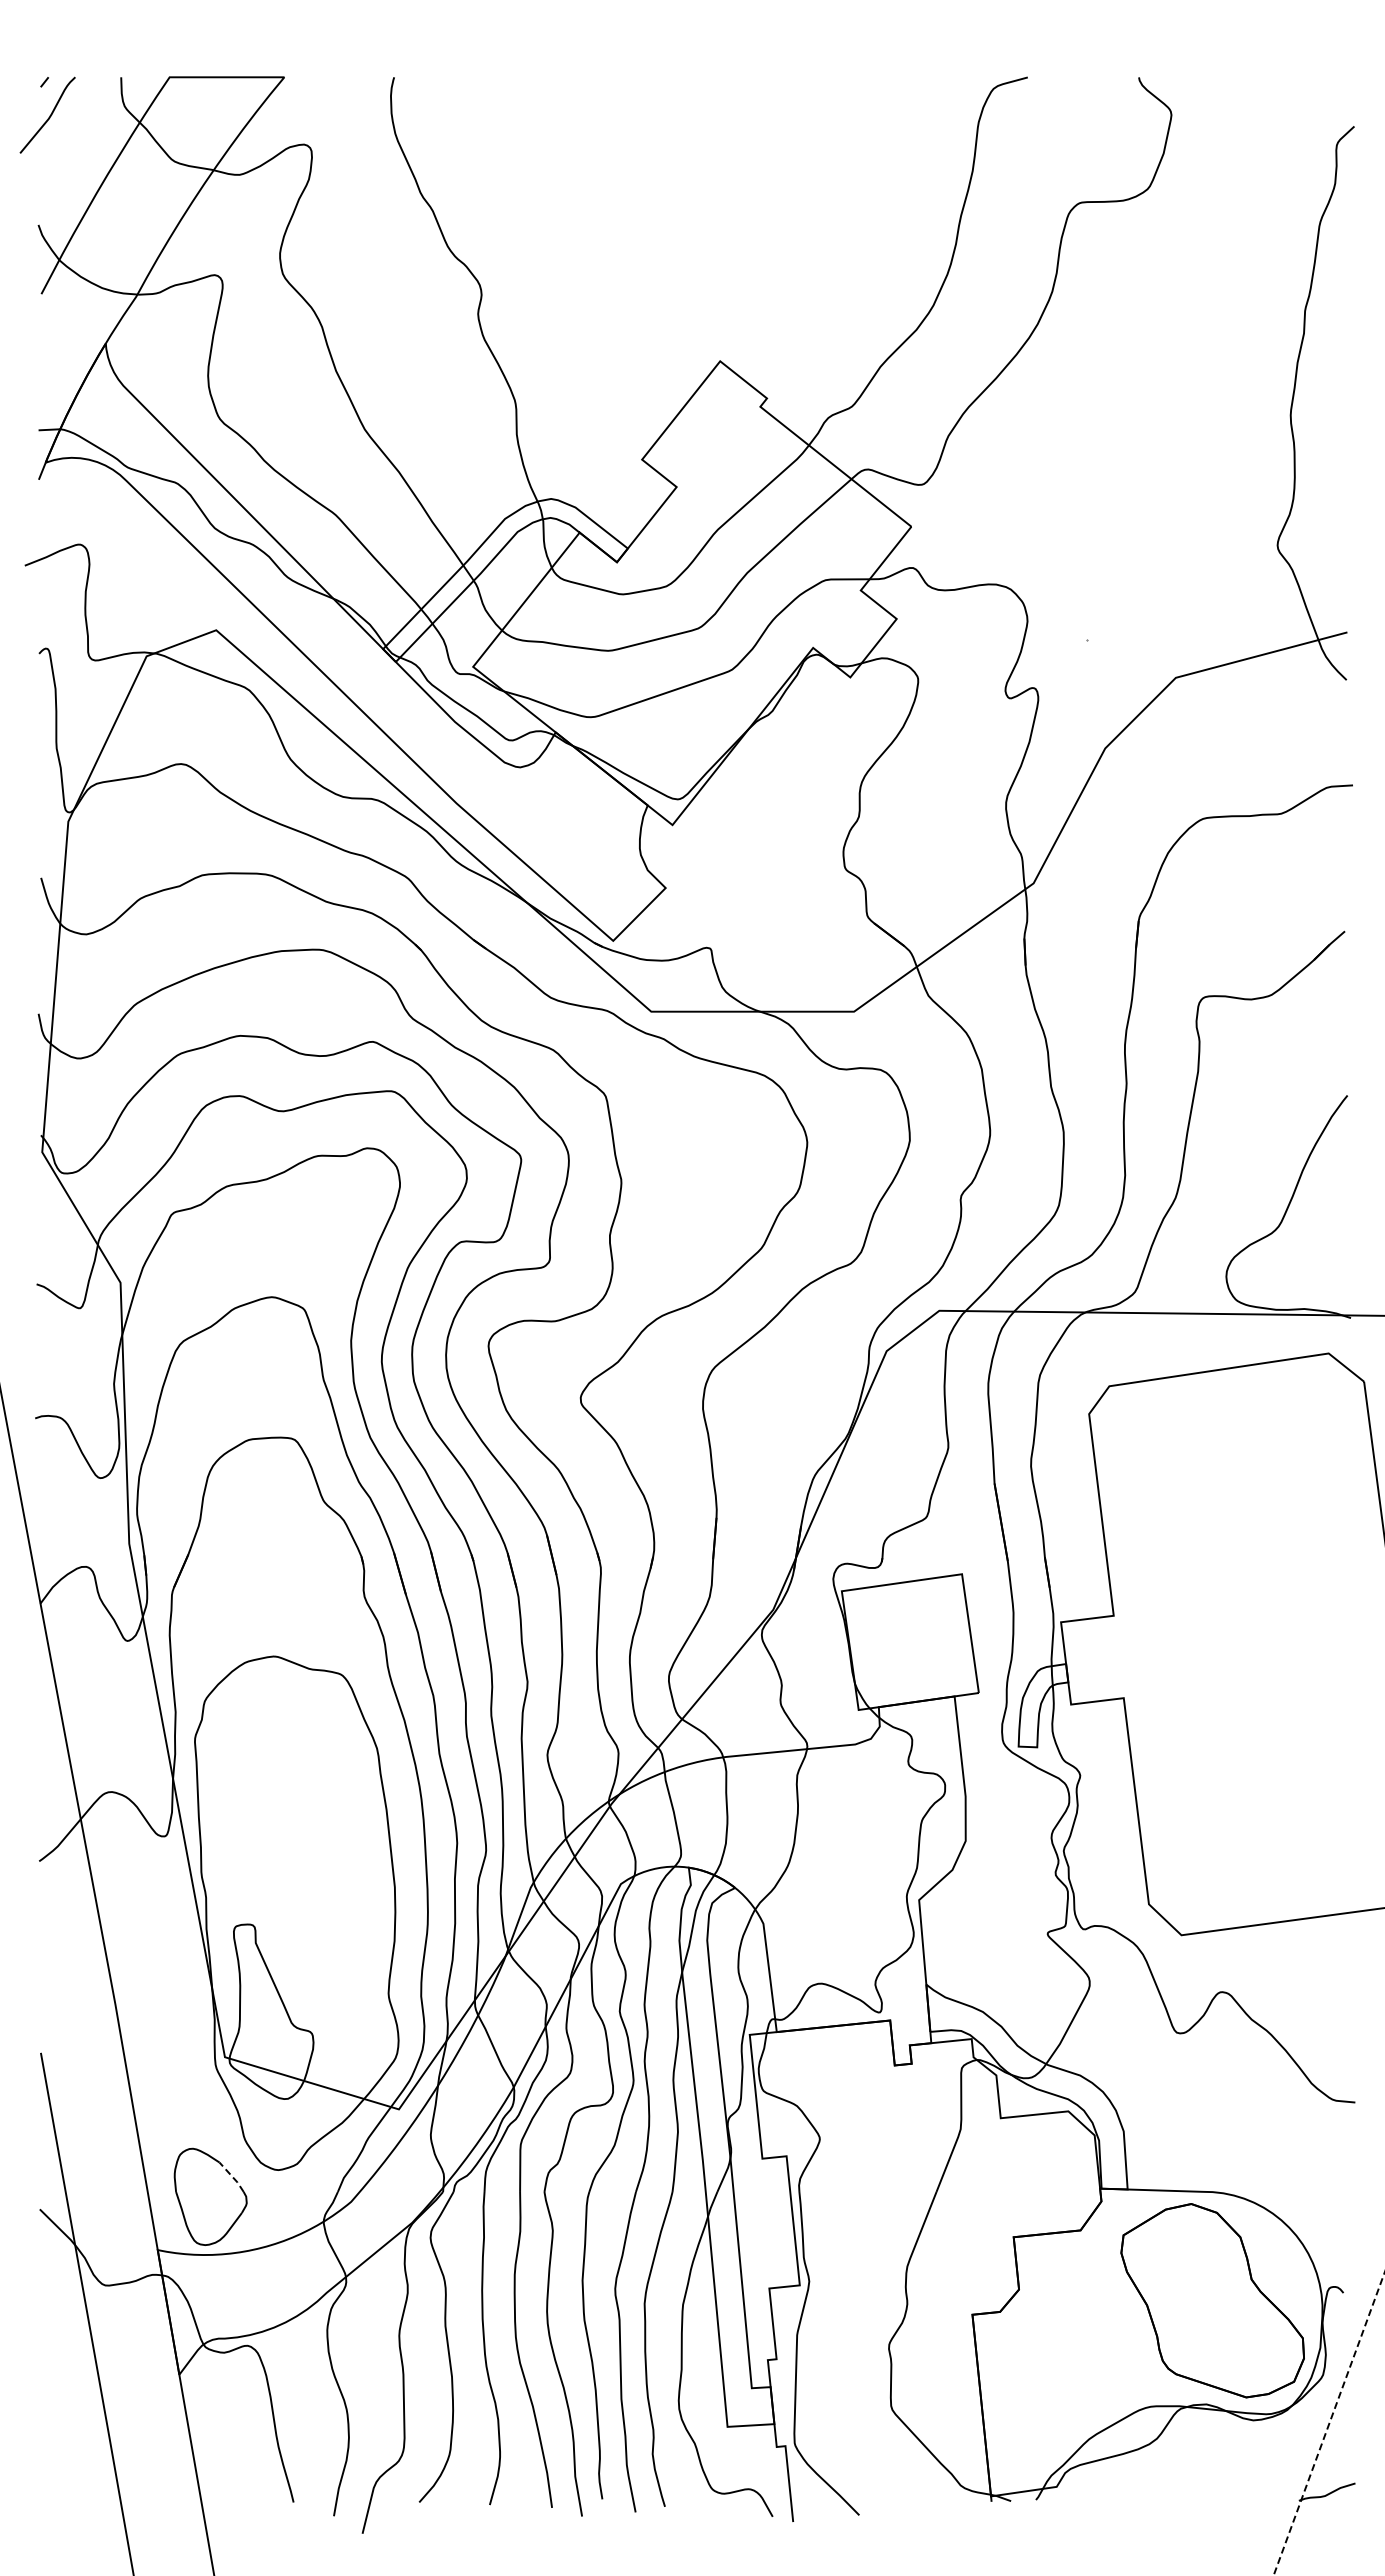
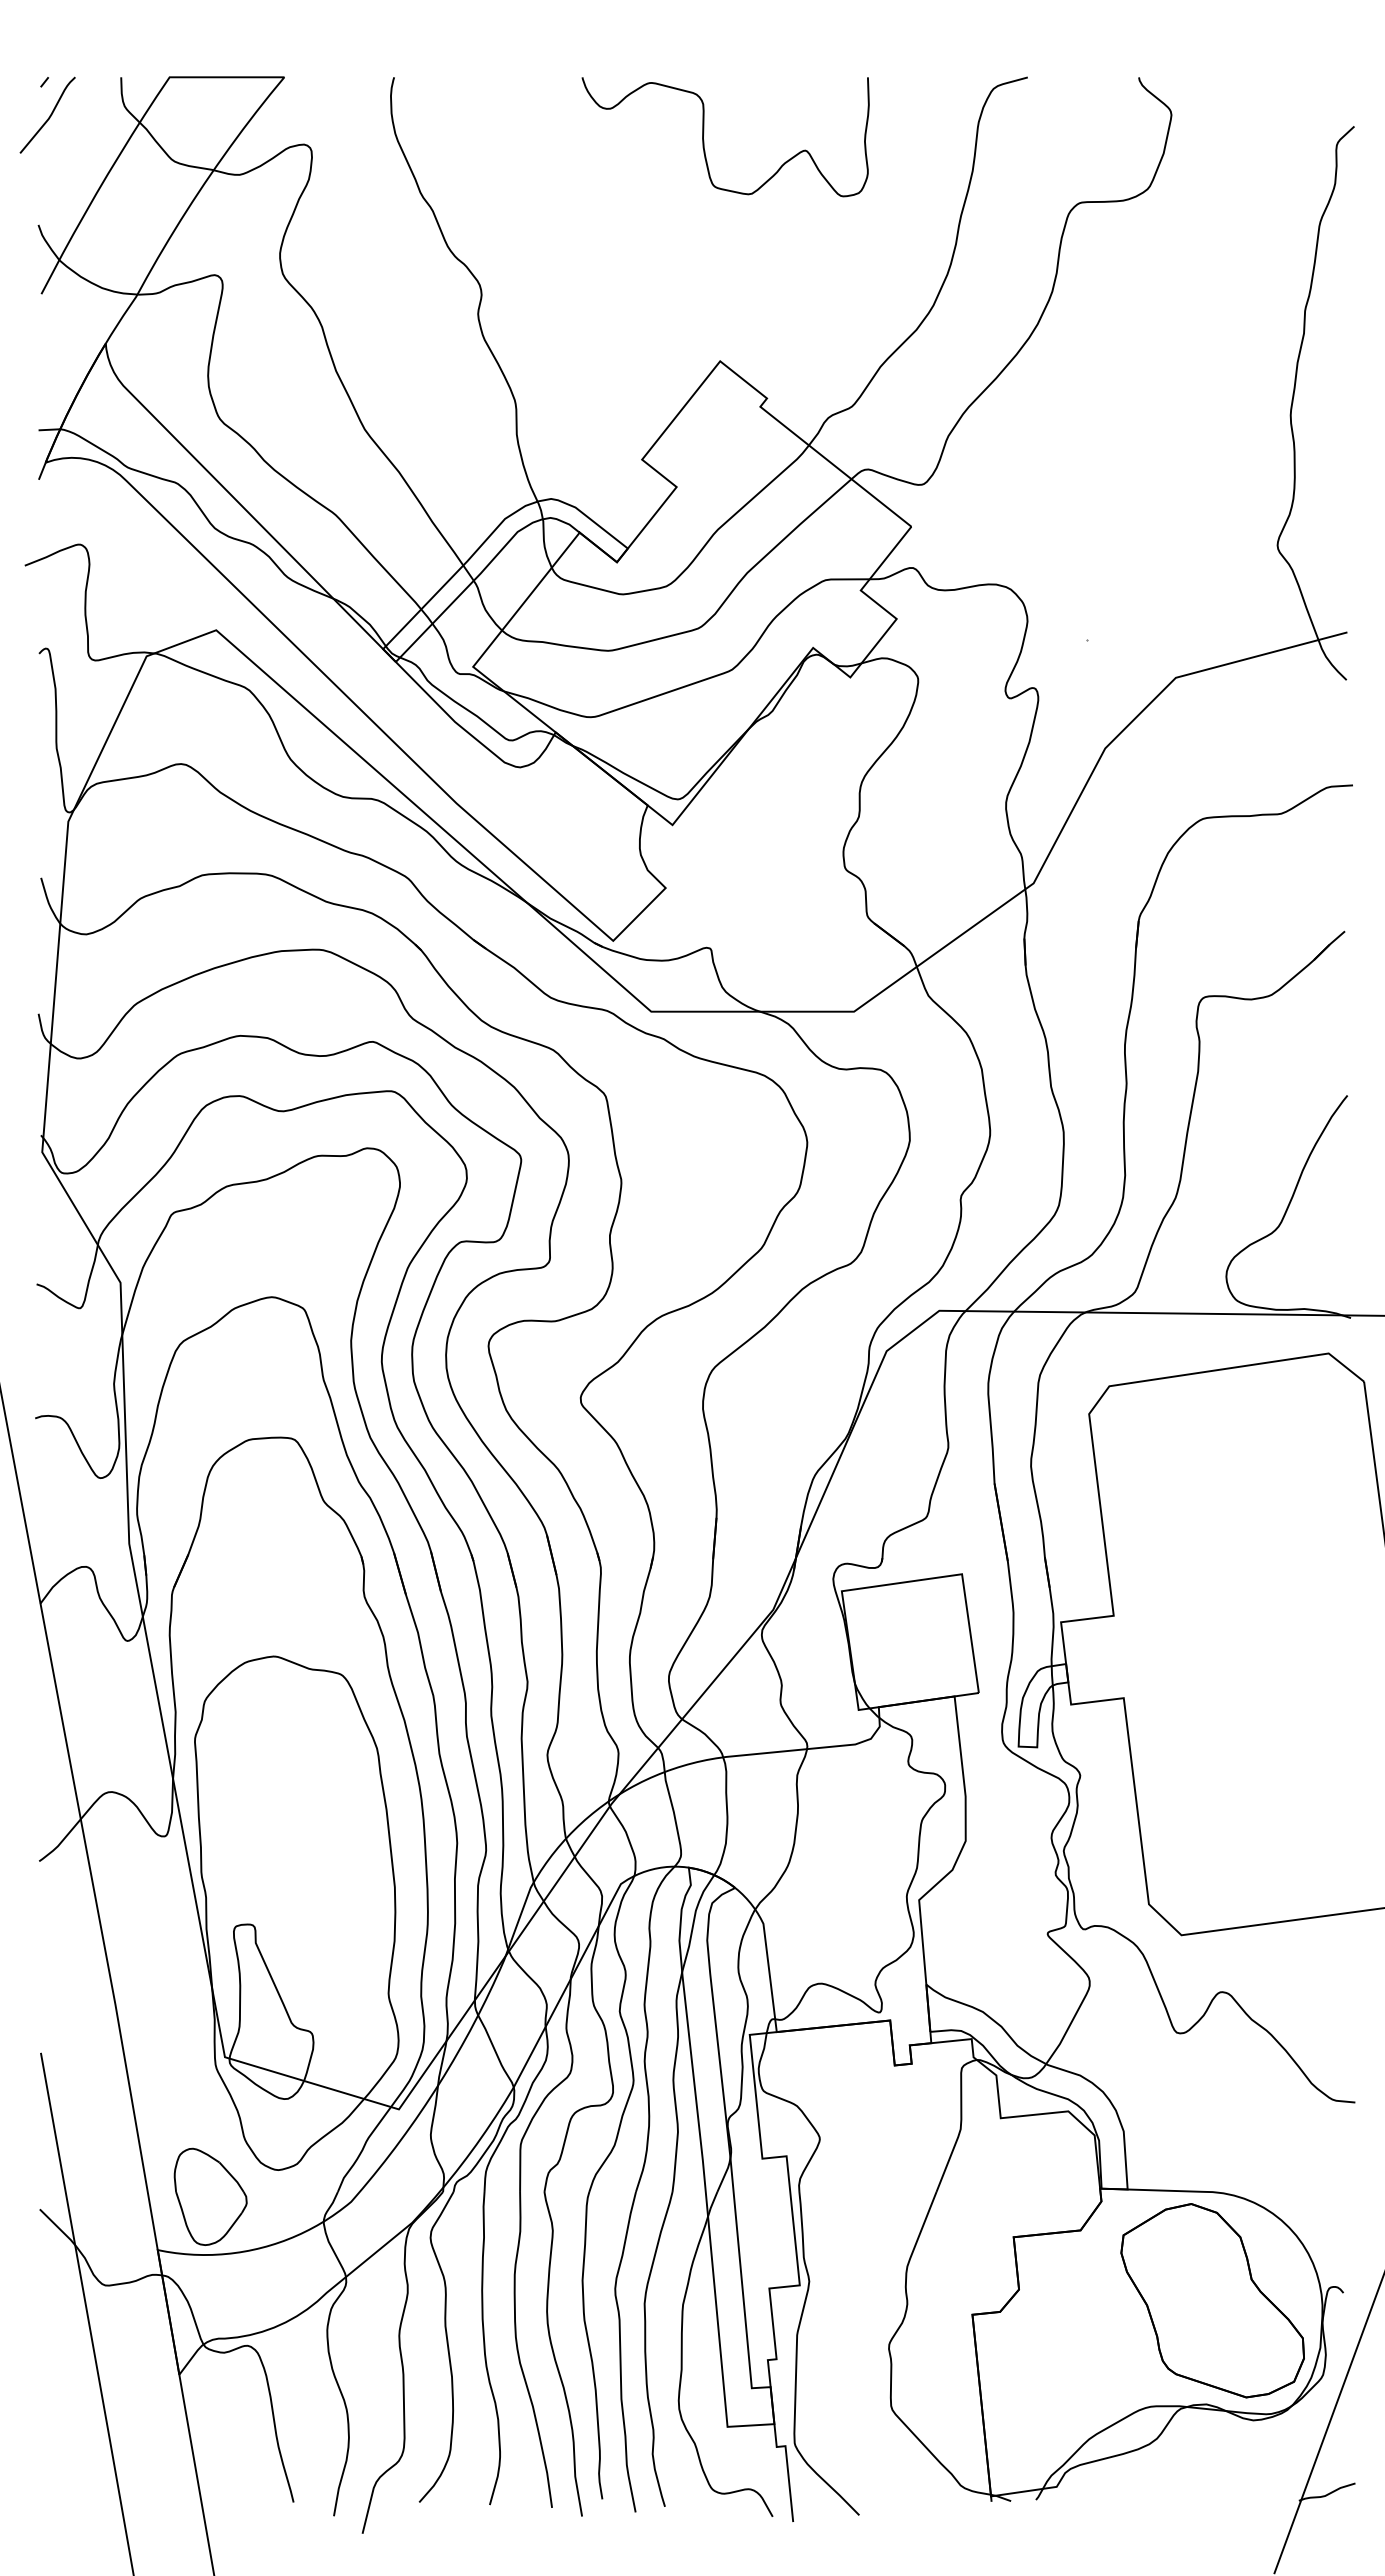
curve: none -> present (704, 140)
line: dashed -> solid (232, 2177)
line: dashed -> solid (1329, 2423)
